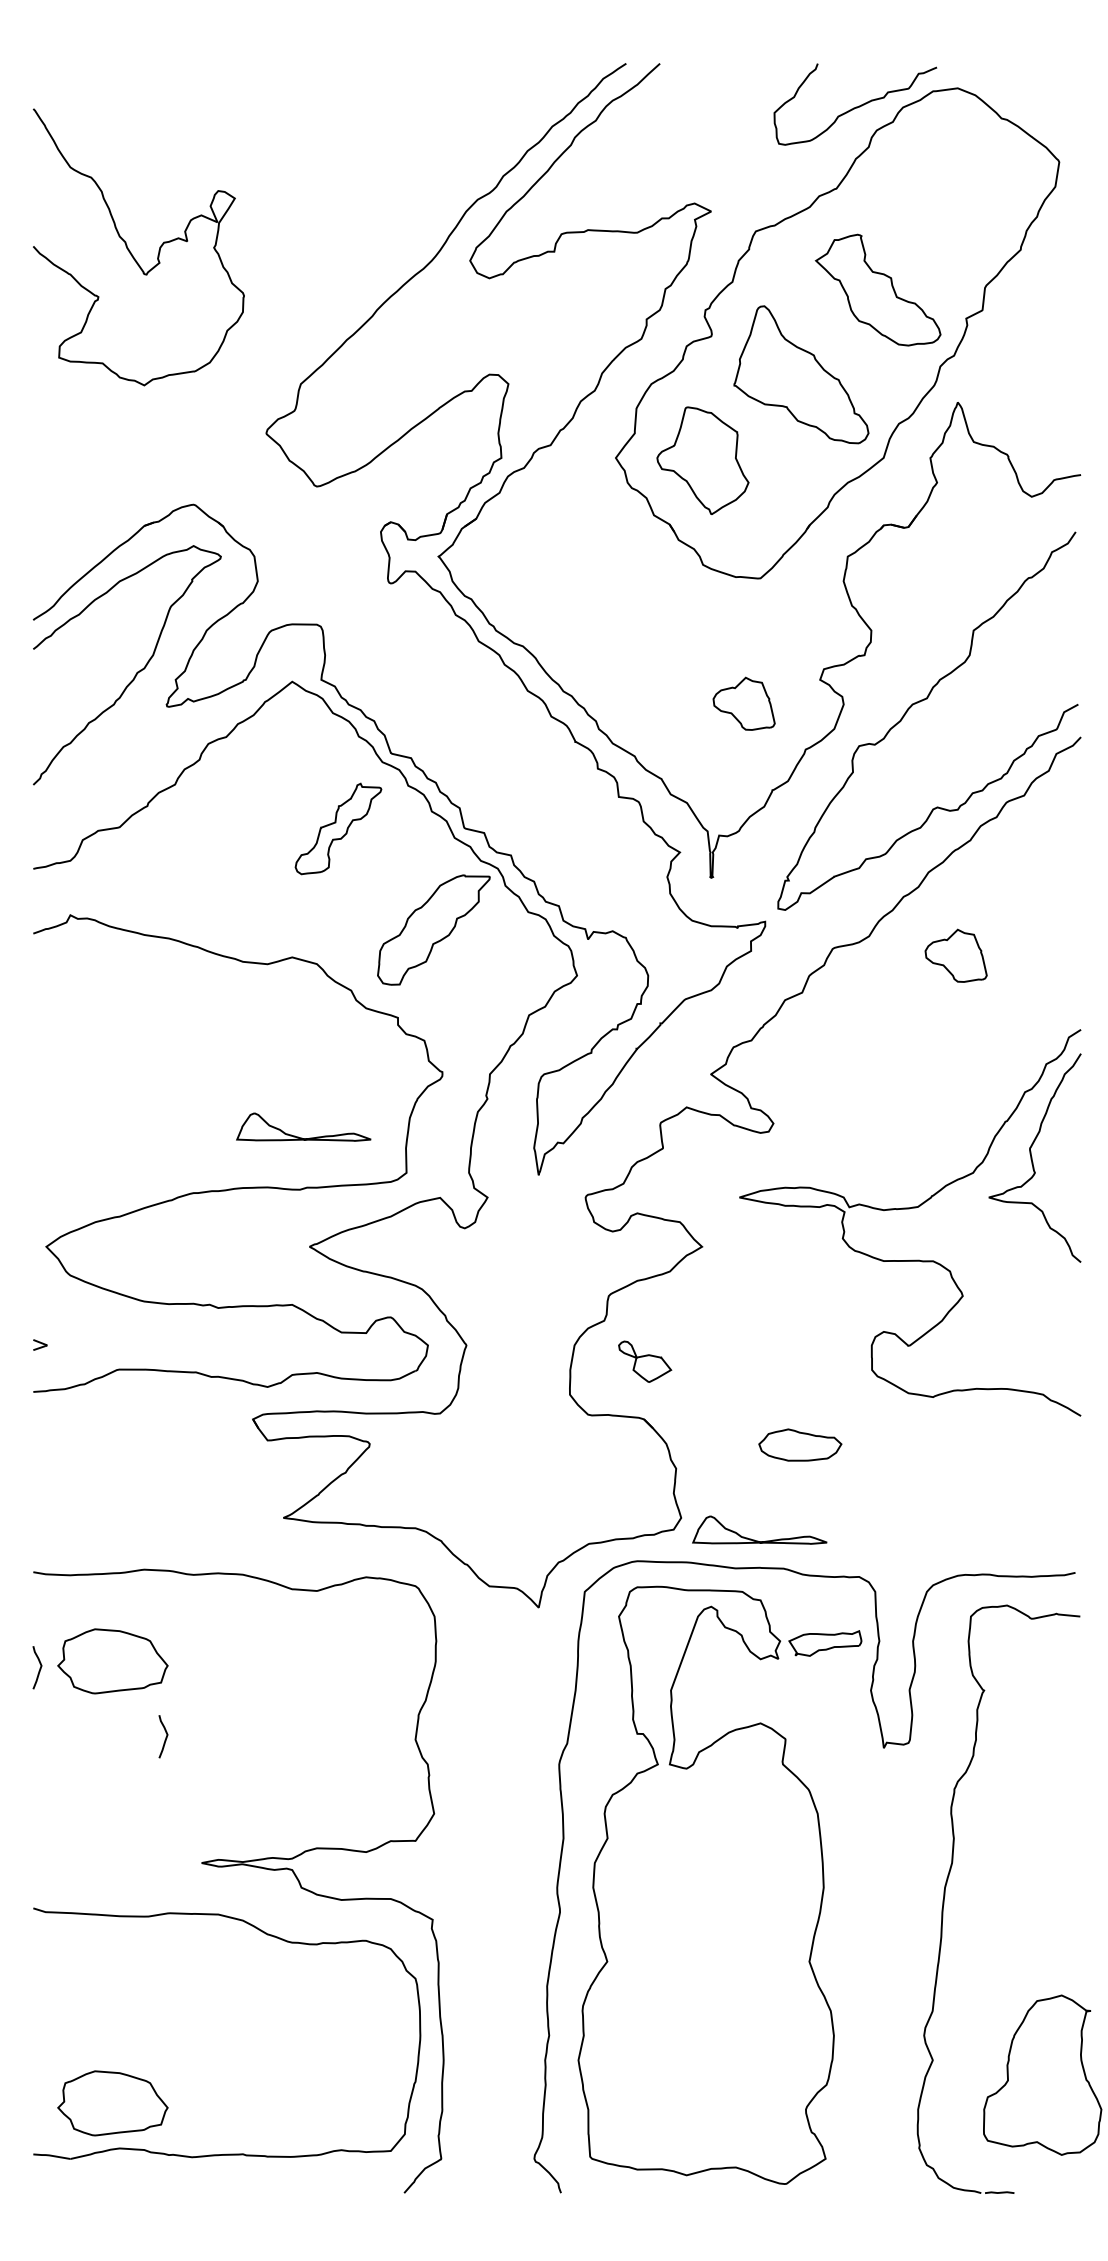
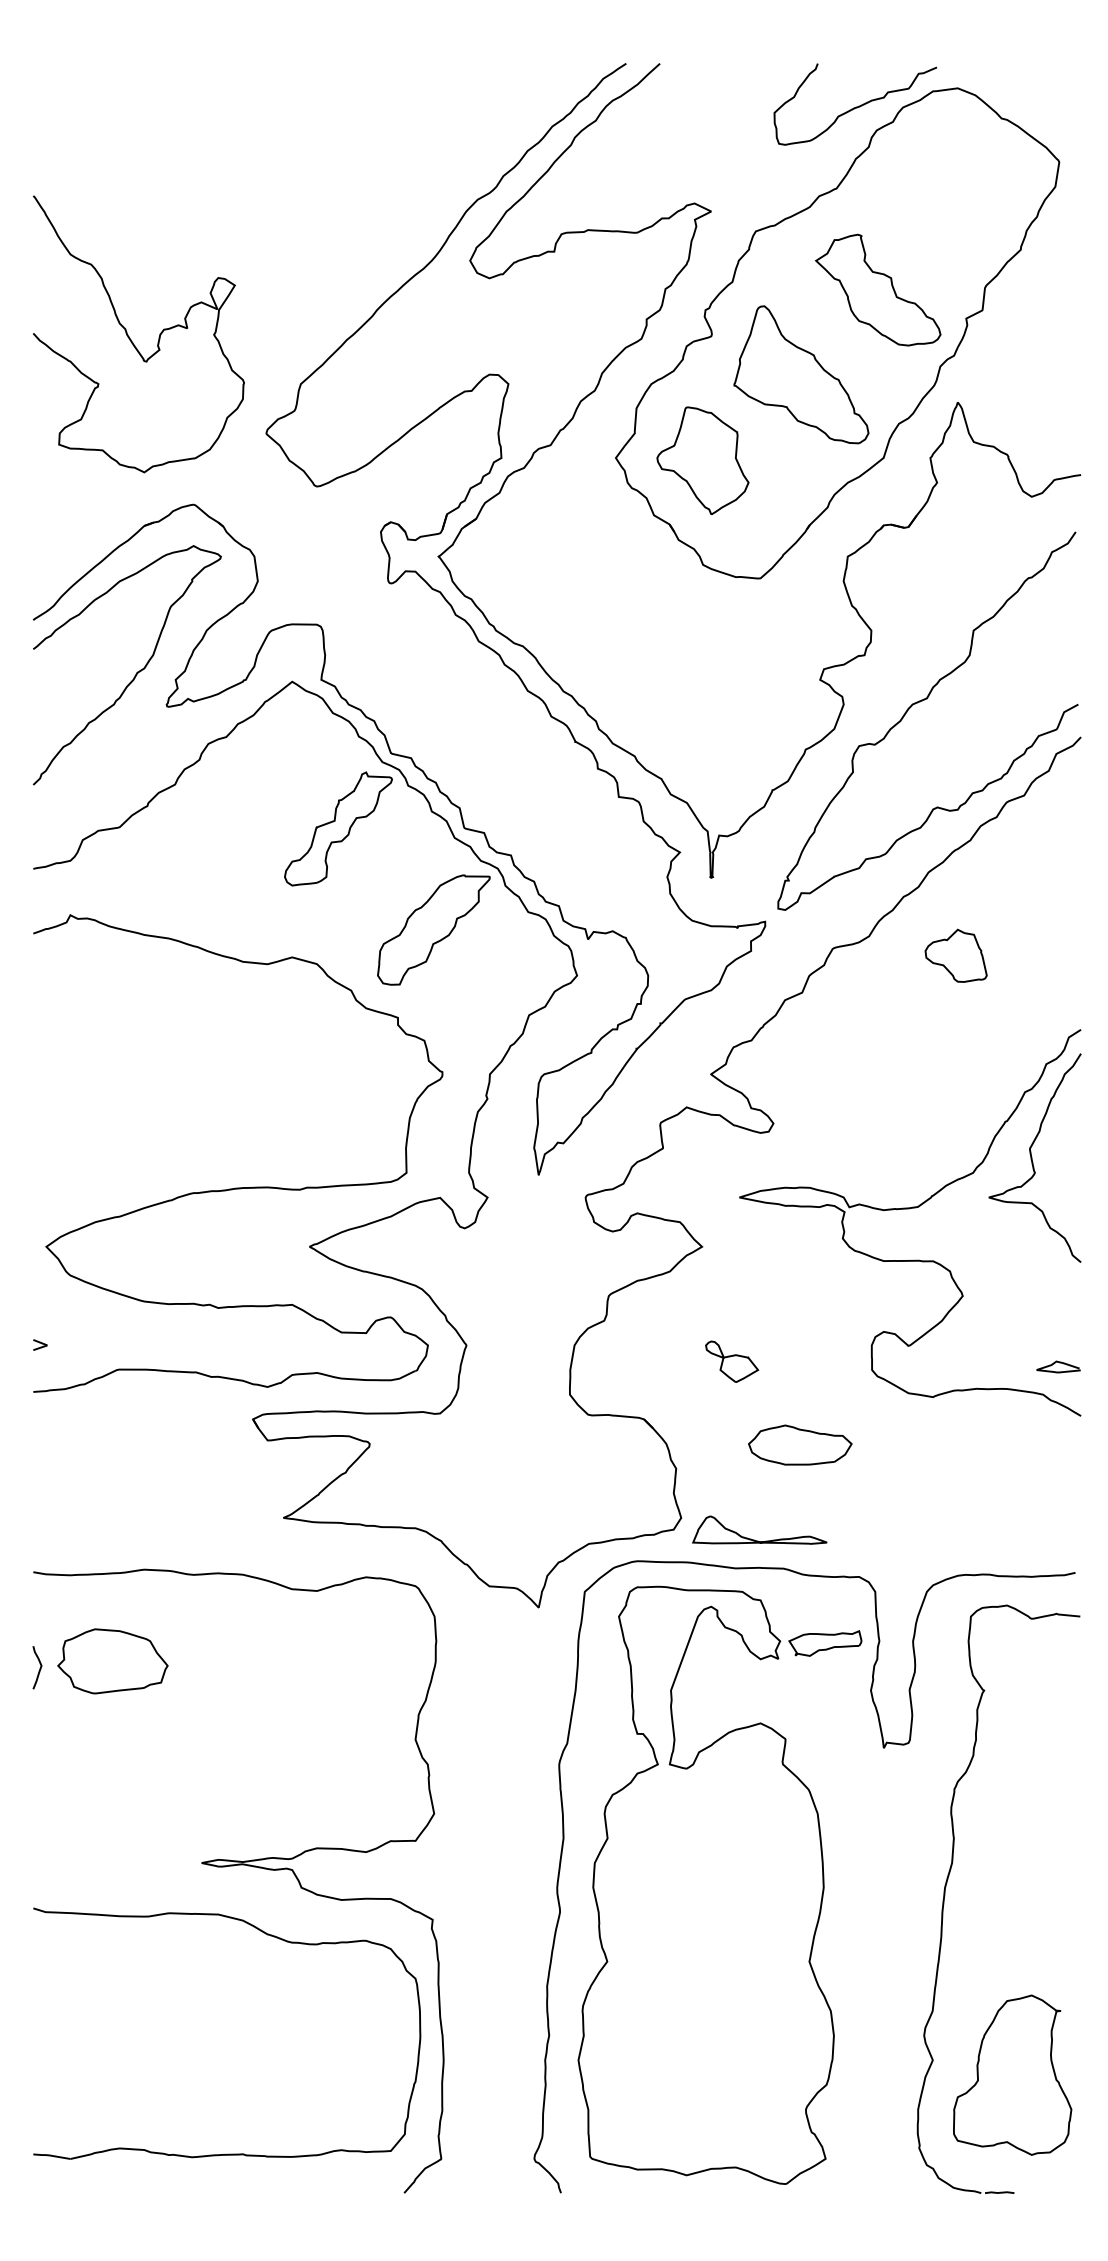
curve position: (131, 252) -> (131, 339) (131, 339)
part: present -> none (743, 703)
part size: 89x94 px -> 109x116 px (338, 828)
part: present -> none (302, 1137)
part position: (645, 1361) -> (732, 1361) (732, 1361)
curve: none -> present (1059, 1363)
part size: 85x34 px -> 105x42 px (800, 1444)
curve: present -> none (165, 1737)
part position: (1042, 2074) -> (1012, 2074) (1012, 2074)
part: present -> none (112, 2103)
